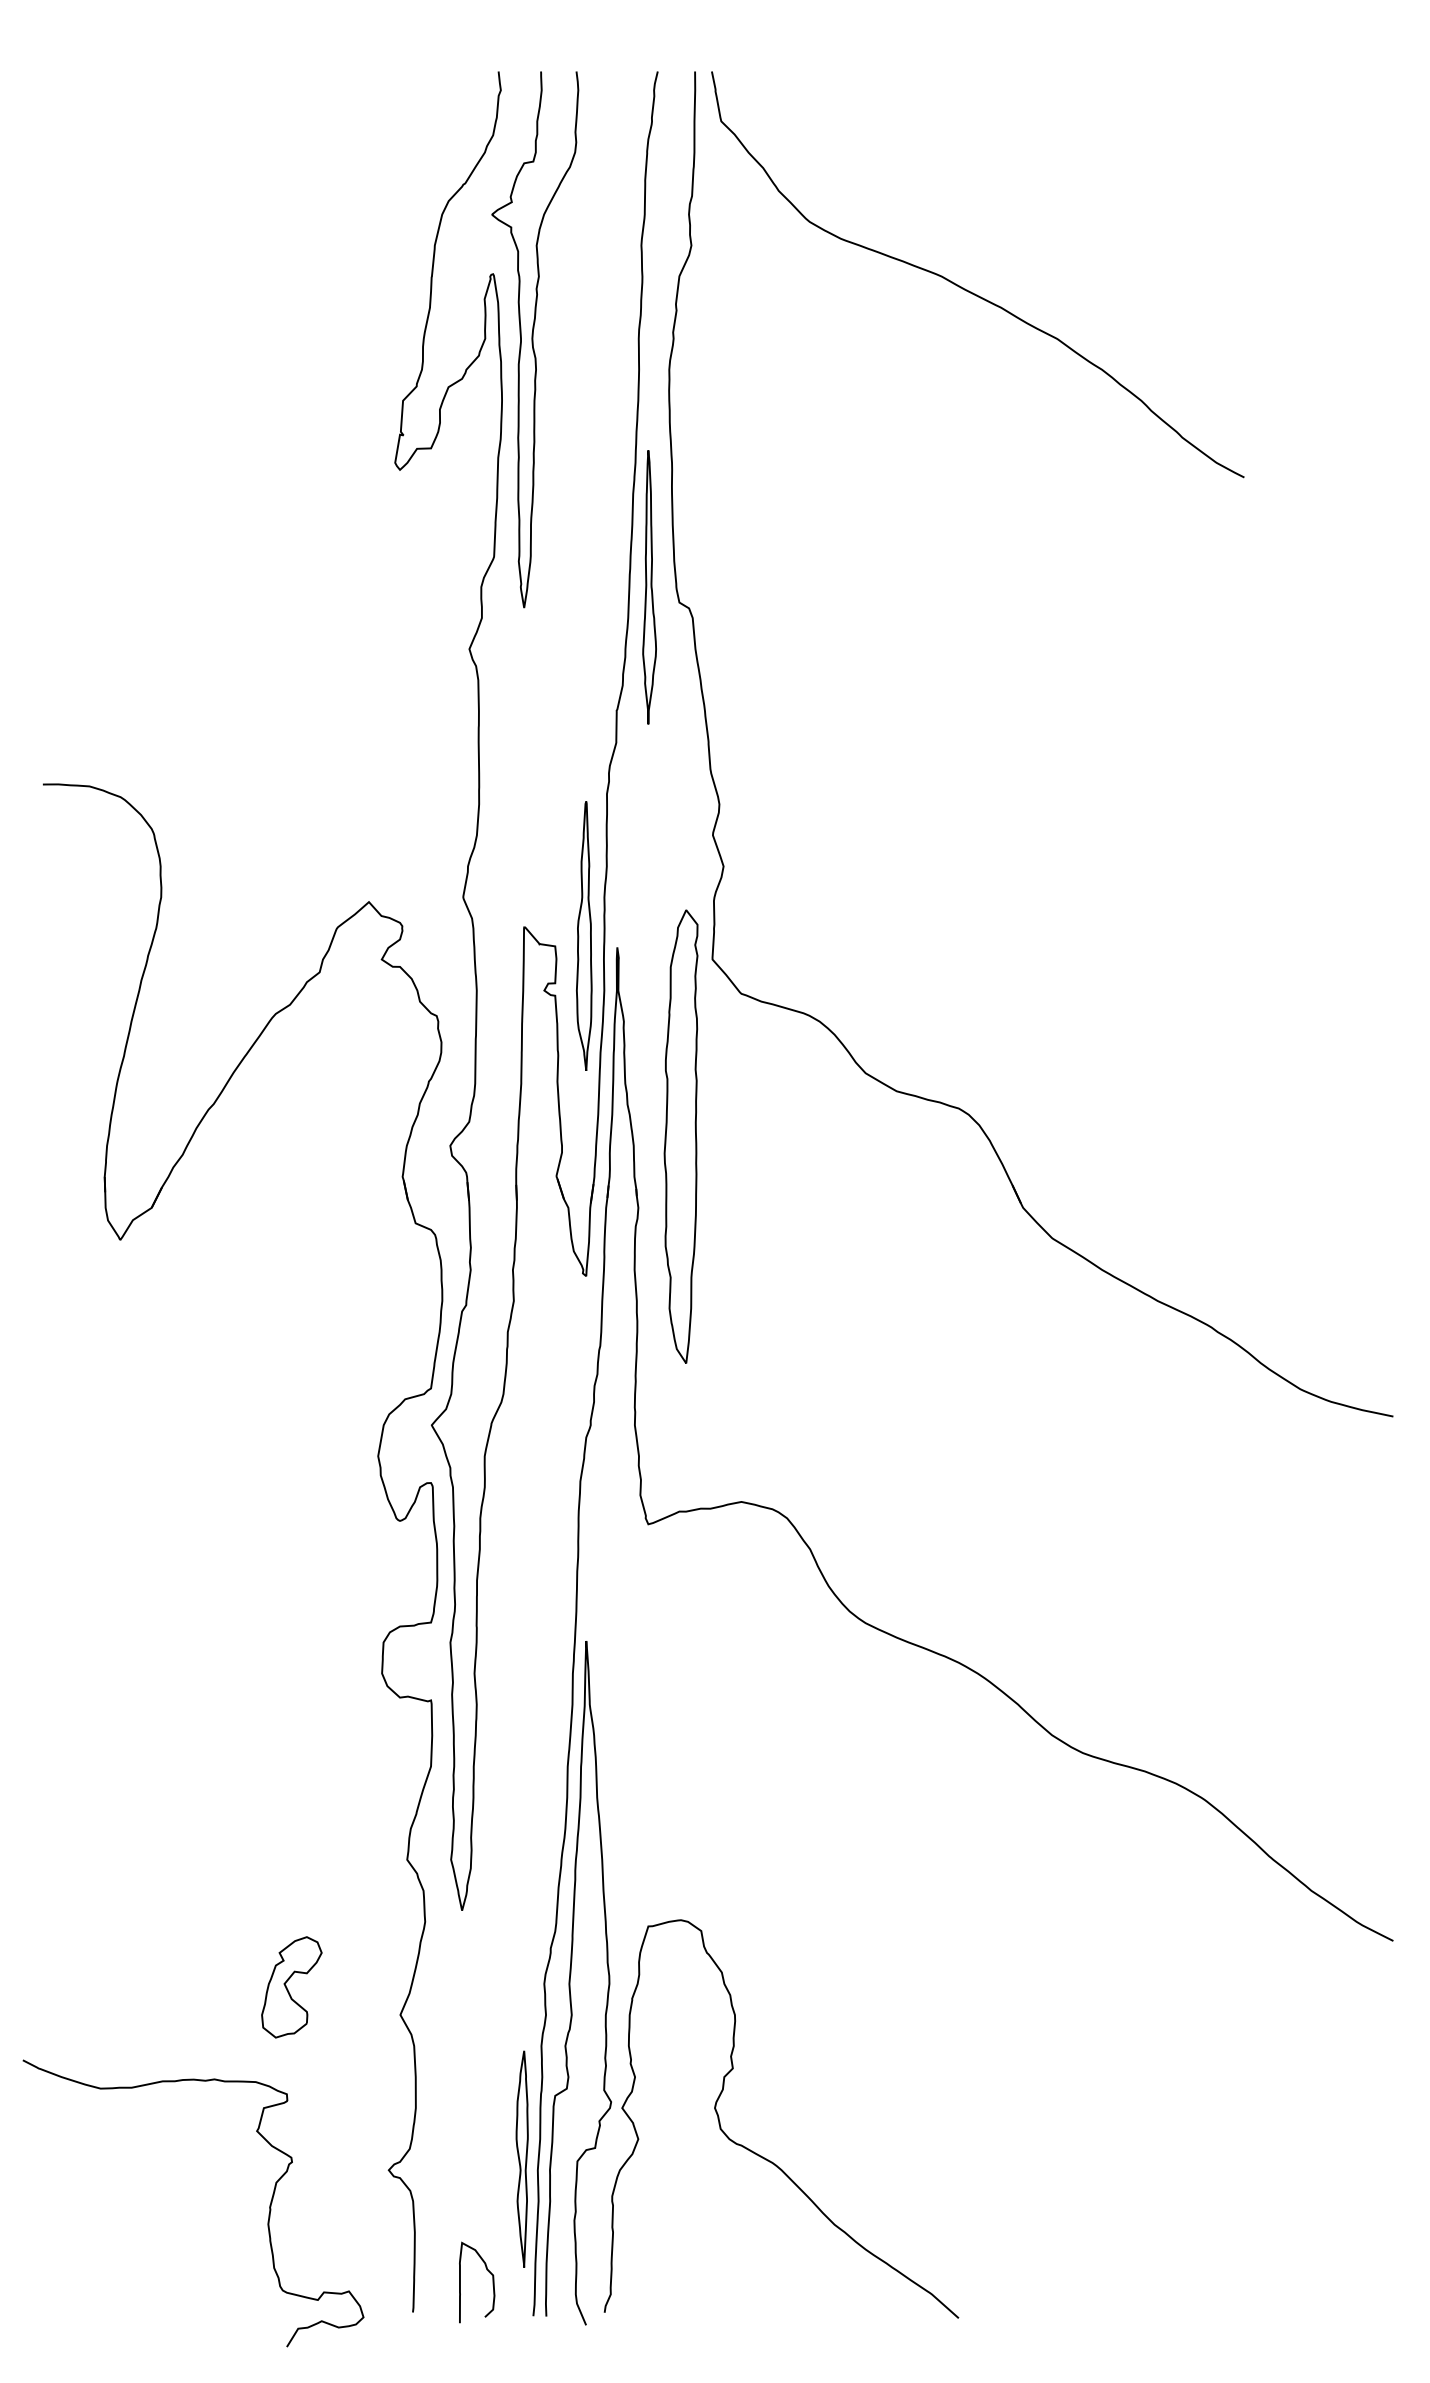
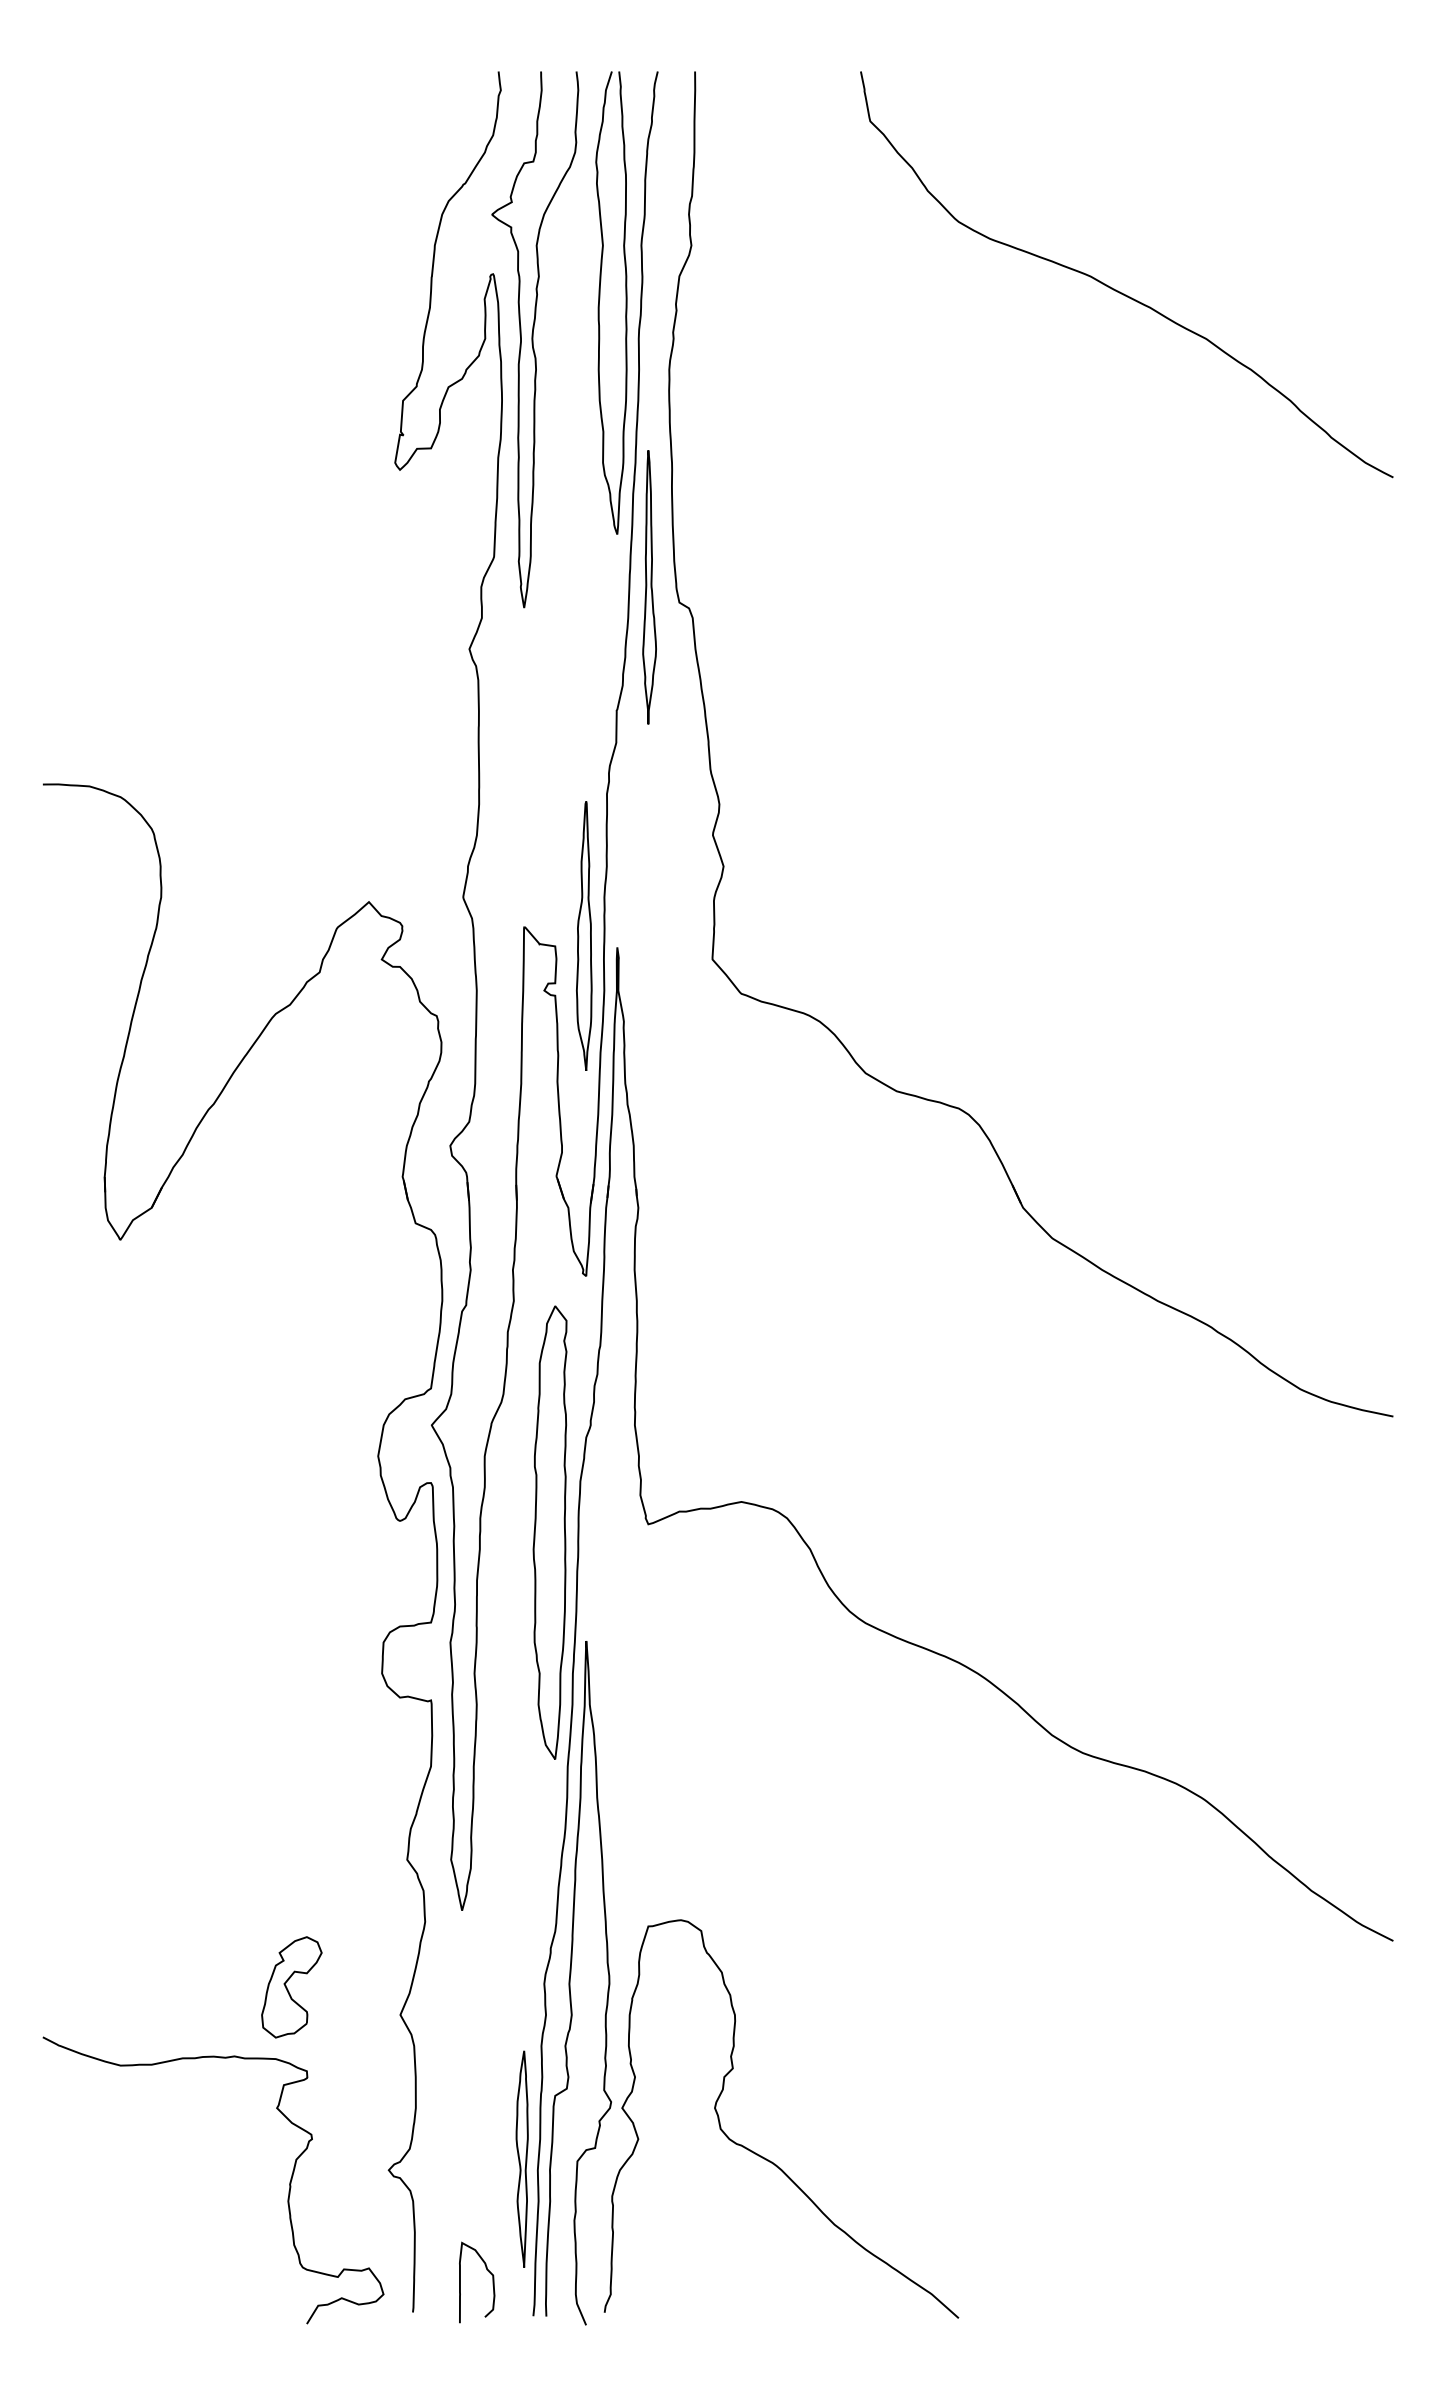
curve position: (969, 290) -> (1118, 290) (1118, 290)
curve: none -> present (600, 299)
part position: (680, 1136) -> (549, 1532) (549, 1532)
curve position: (268, 2214) -> (288, 2191) (288, 2191)
